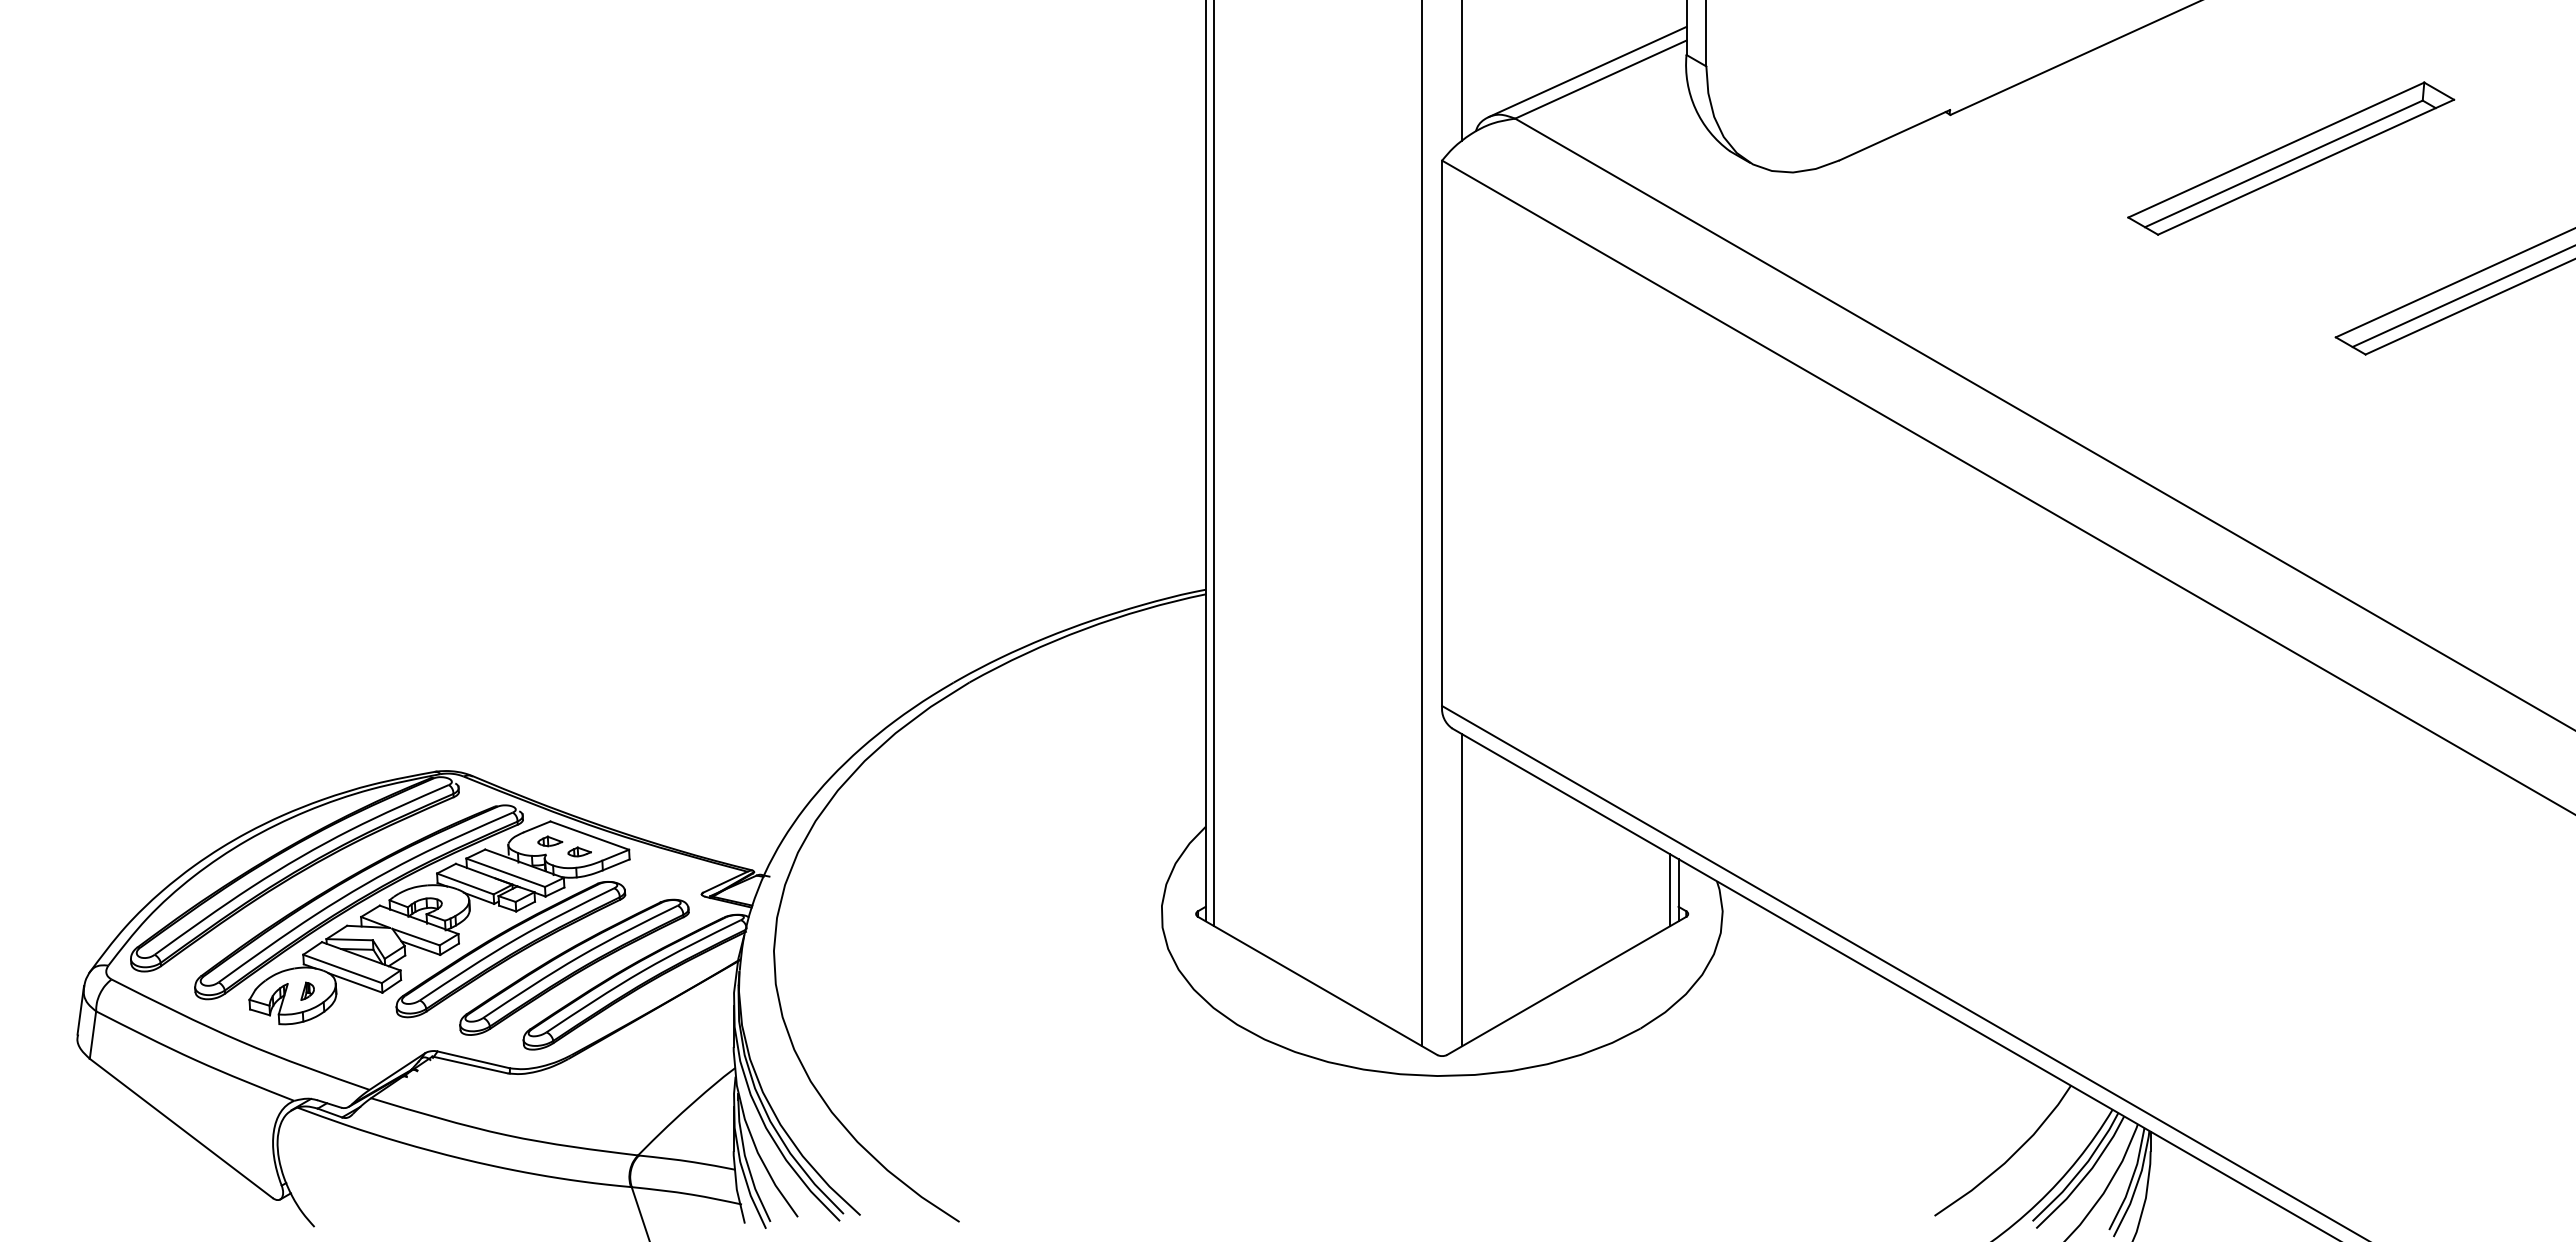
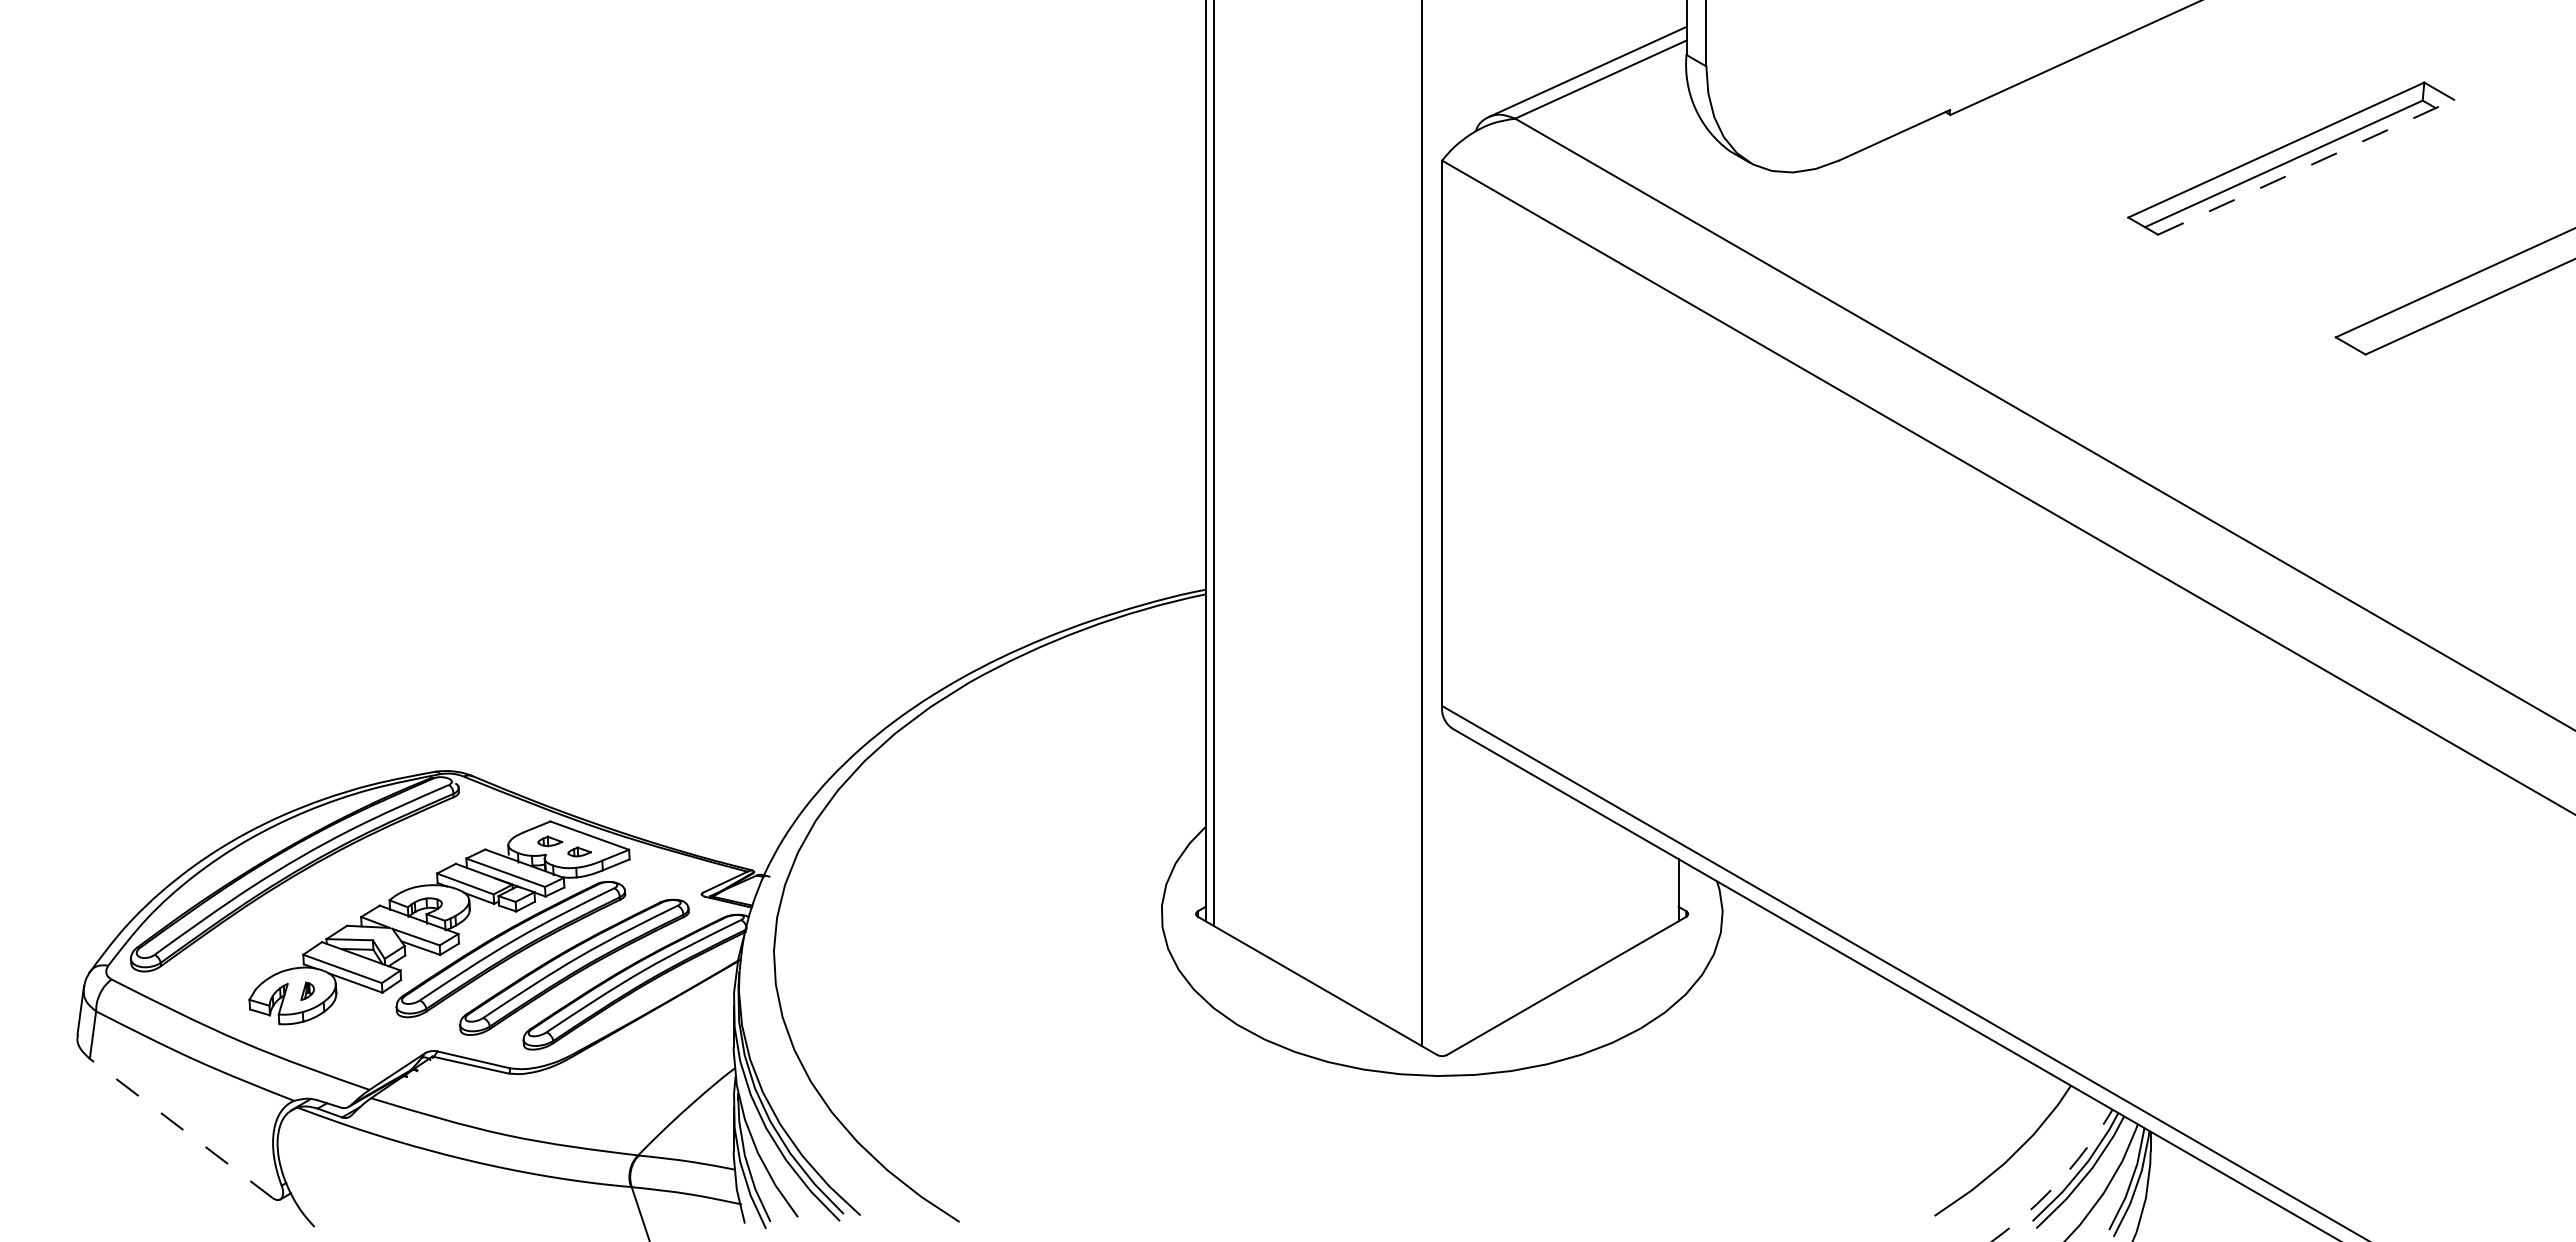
line: present -> none (1462, 71)
line: solid -> dashed (2306, 167)
line: present -> none (2462, 296)
line: present -> none (1462, 890)
line: present -> none (1670, 890)
part: present -> none (358, 902)
line: solid -> dashed (181, 1128)
arc: solid -> dashed (2058, 1182)
